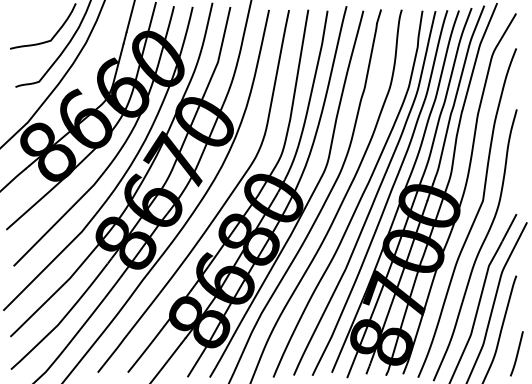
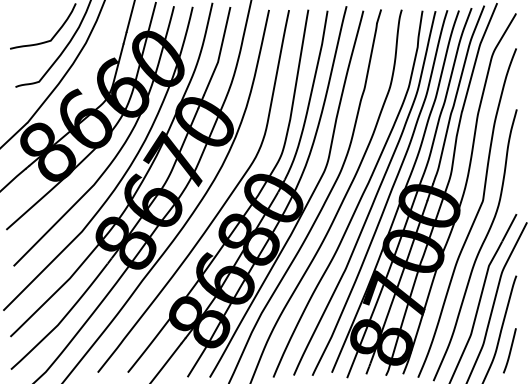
line position: (516, 353) -> (509, 350) (509, 350)
